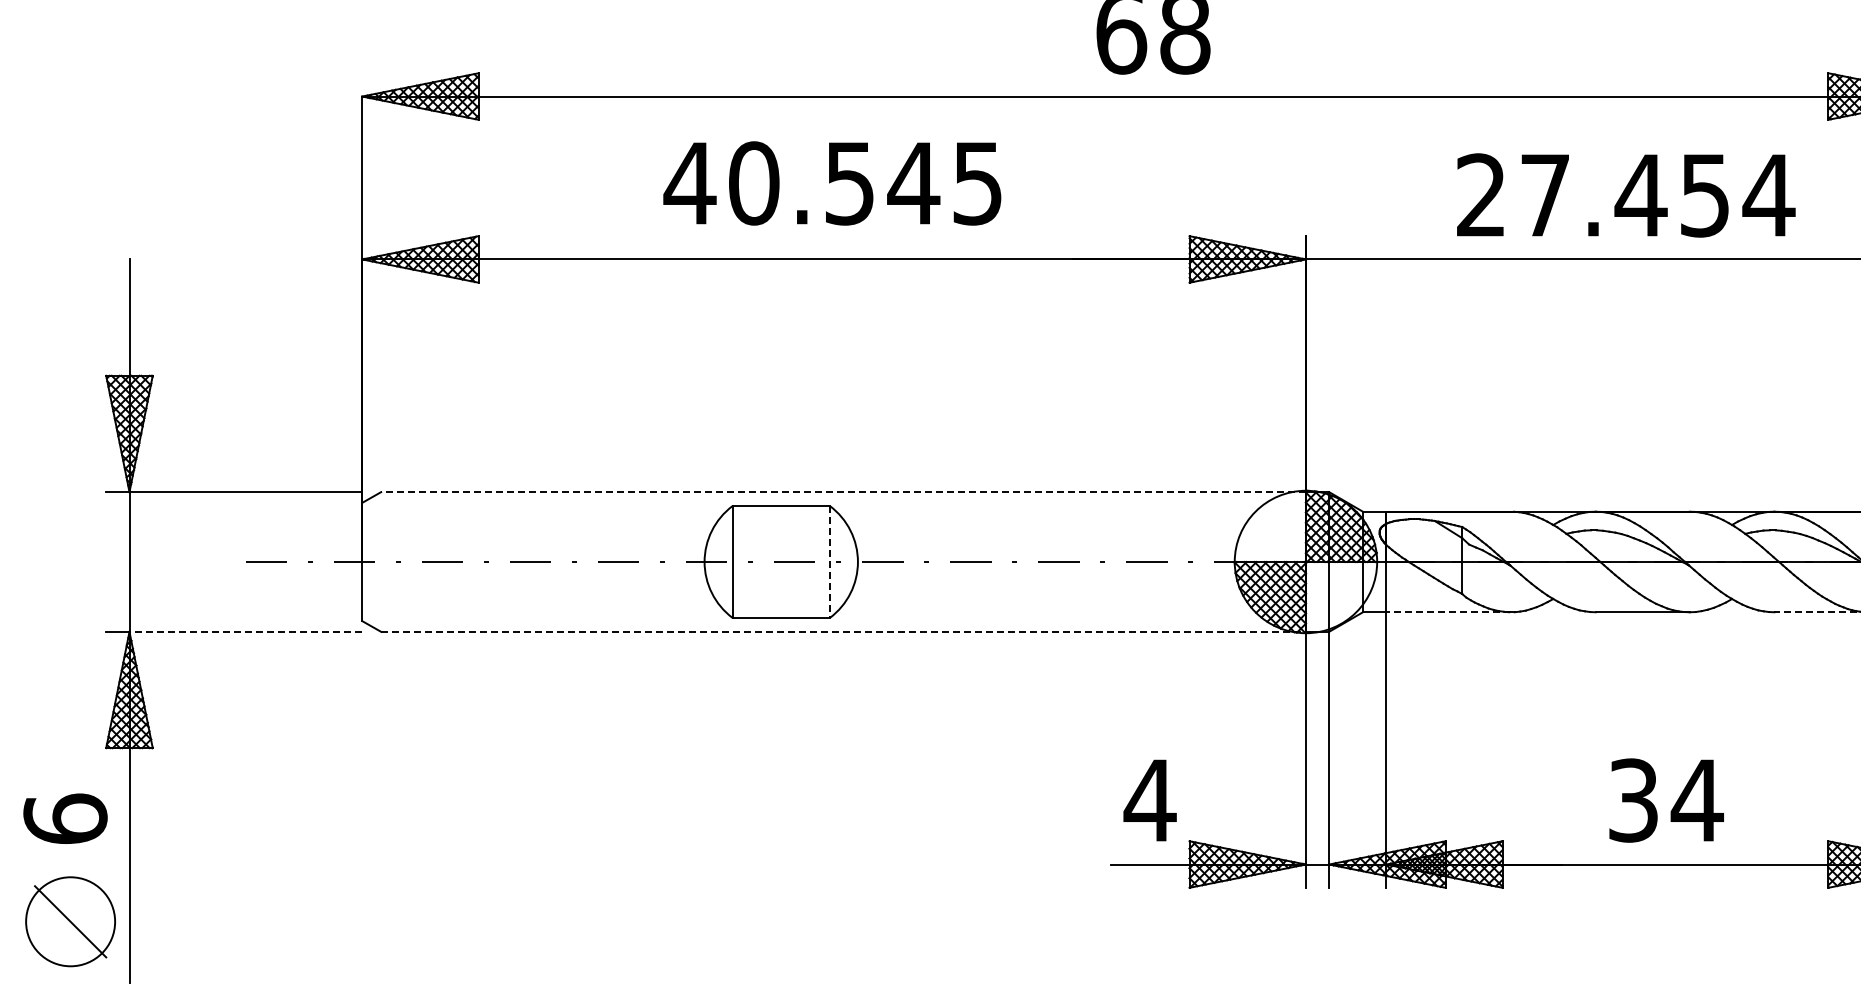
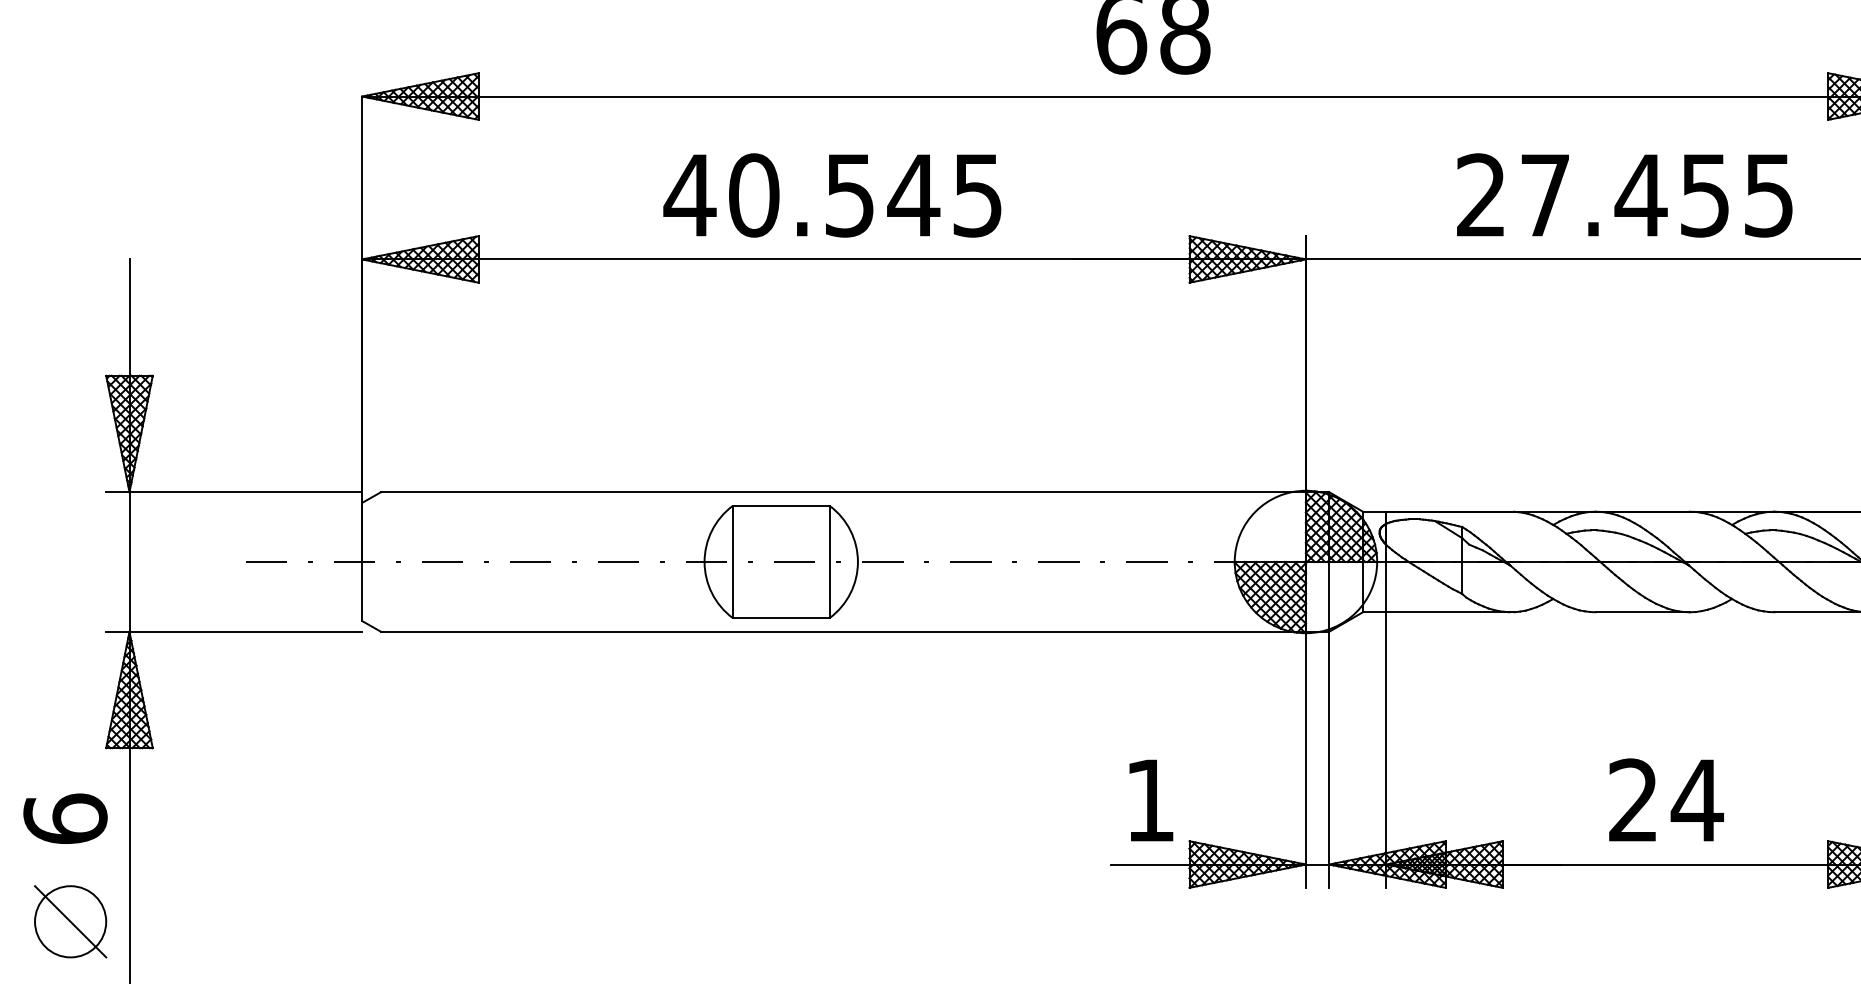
text position: (832, 183) -> (832, 195) (832, 195)
text: 27.454 -> 27.455 (1768, 195)
line: dashed -> solid (843, 492)
line: dashed -> solid (830, 562)
line: dashed -> solid (1448, 612)
line: dashed -> solid (1816, 612)
line: dashed -> solid (245, 631)
line: dashed -> solid (844, 631)
text: 4 -> 1 (1149, 800)
text: 34 -> 24 (1633, 800)
circle diameter: 89 px -> 71 px (70, 921)
